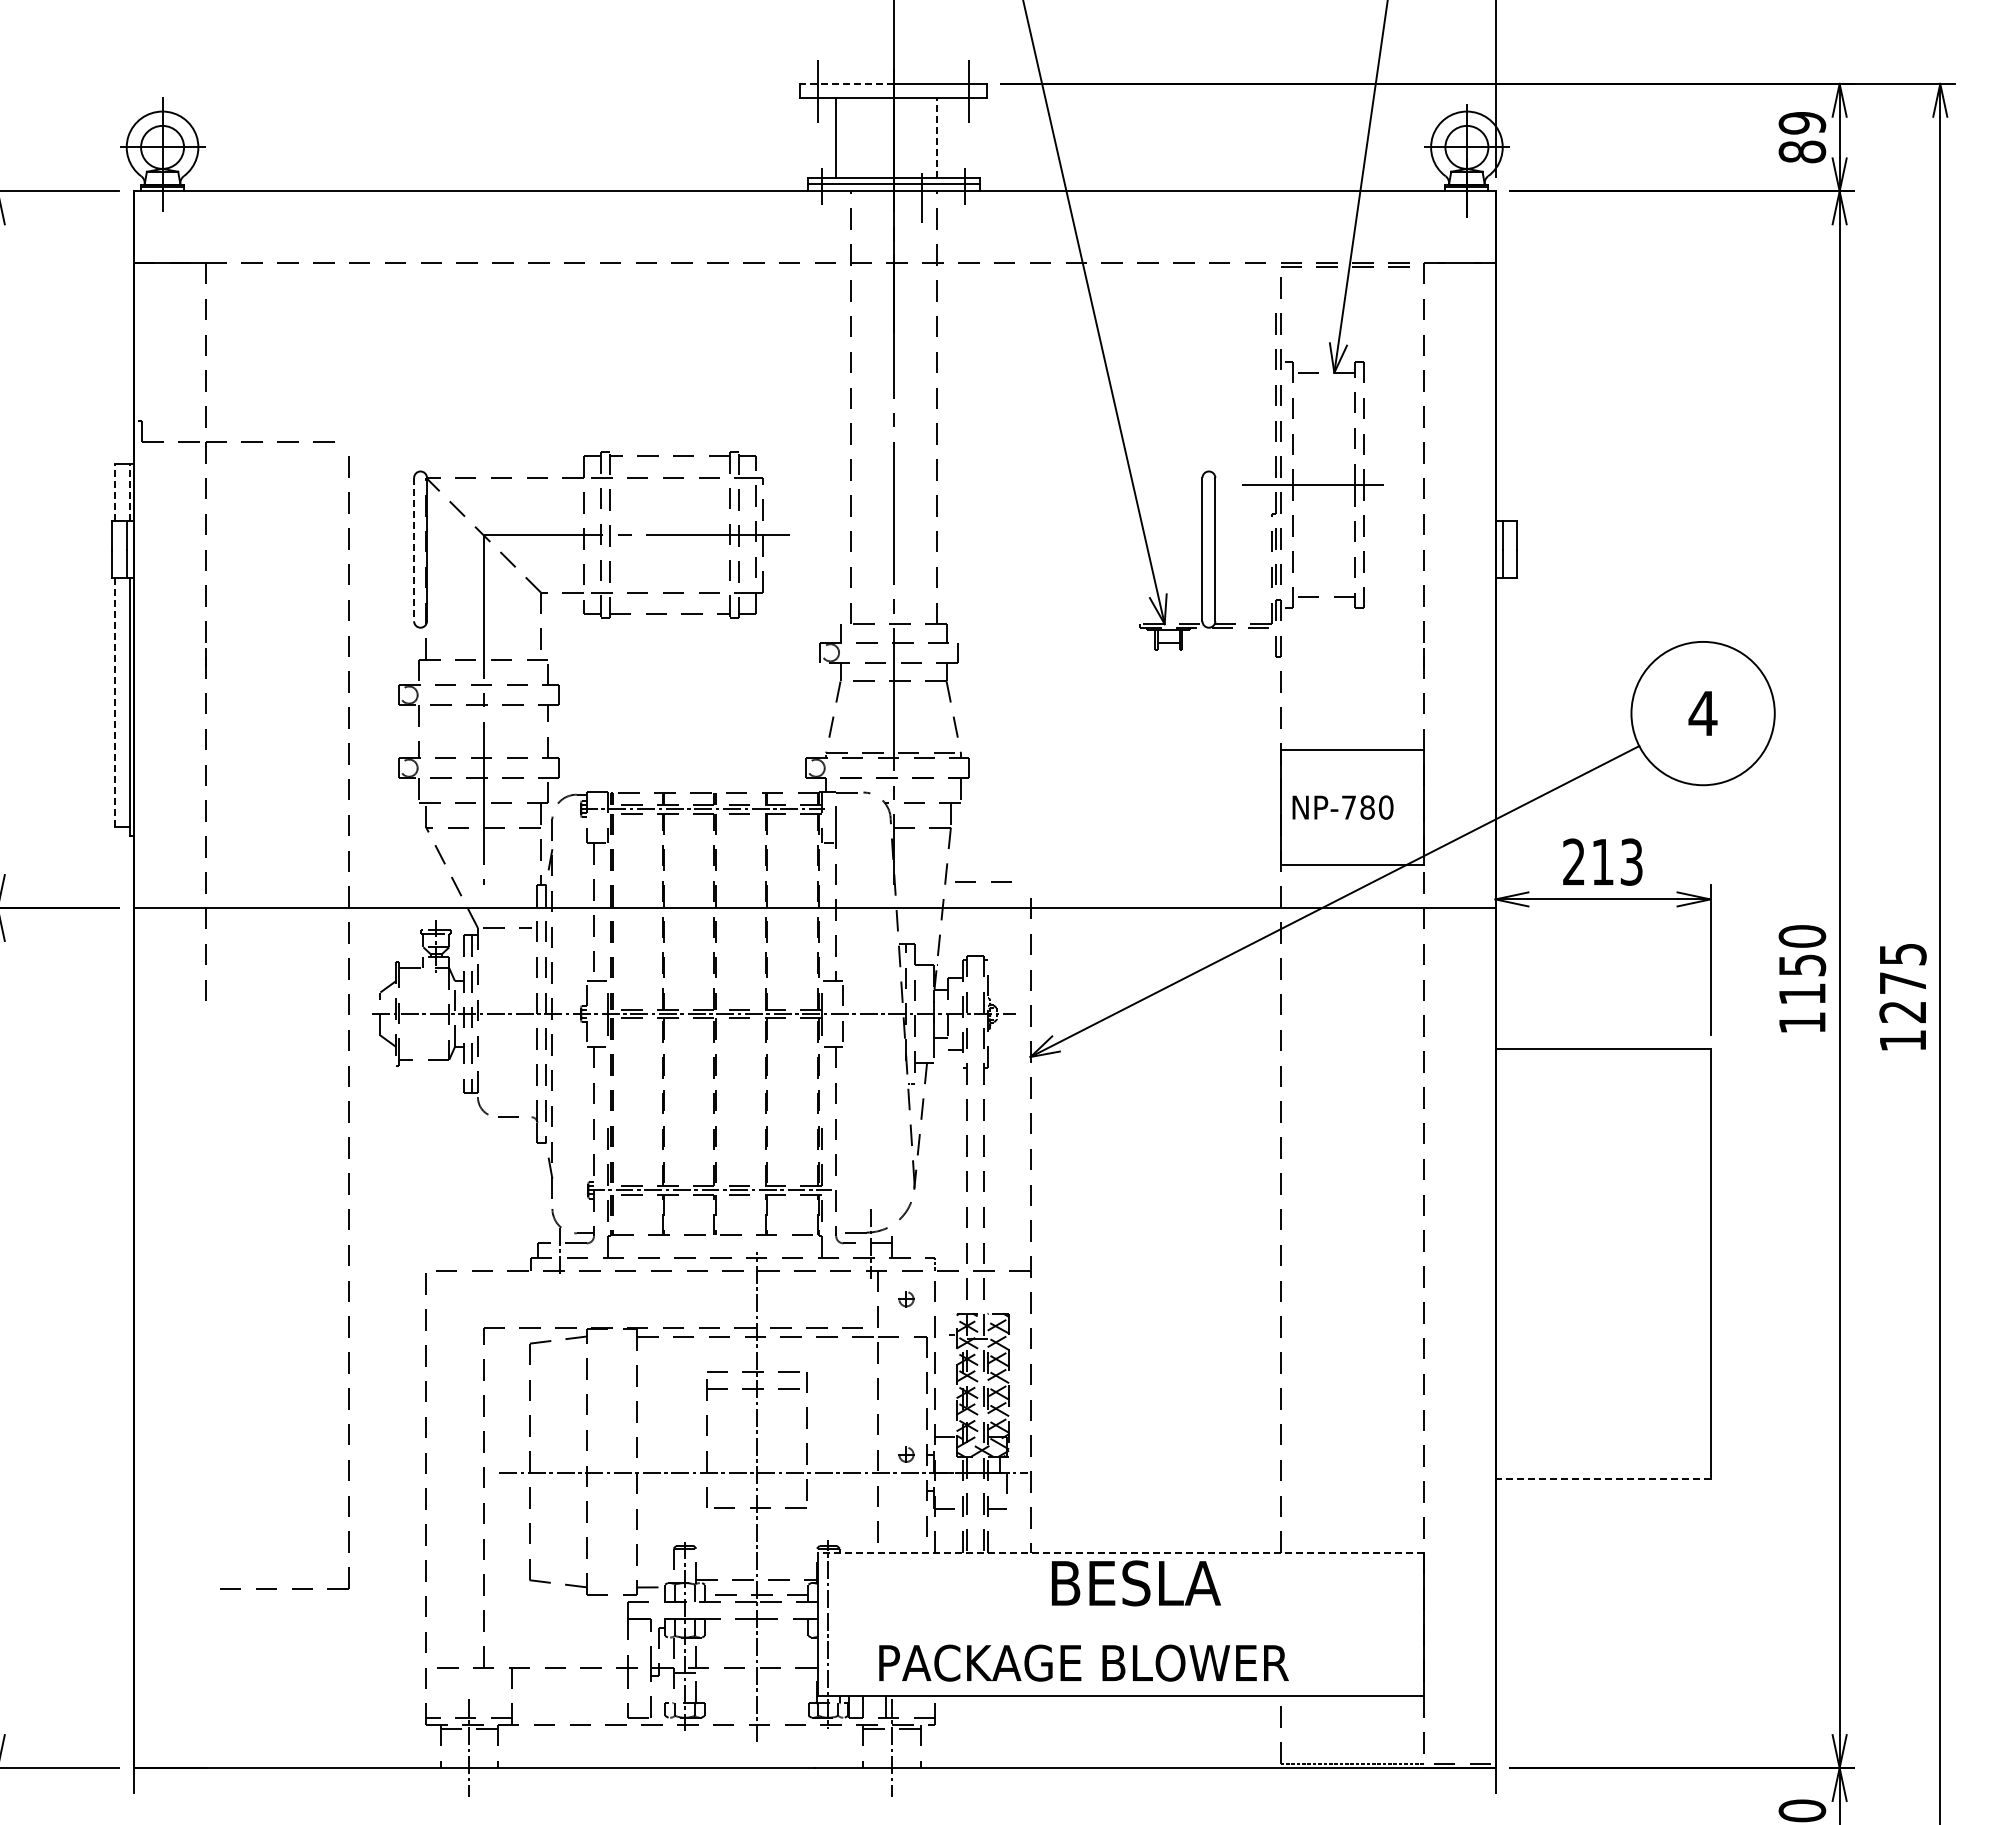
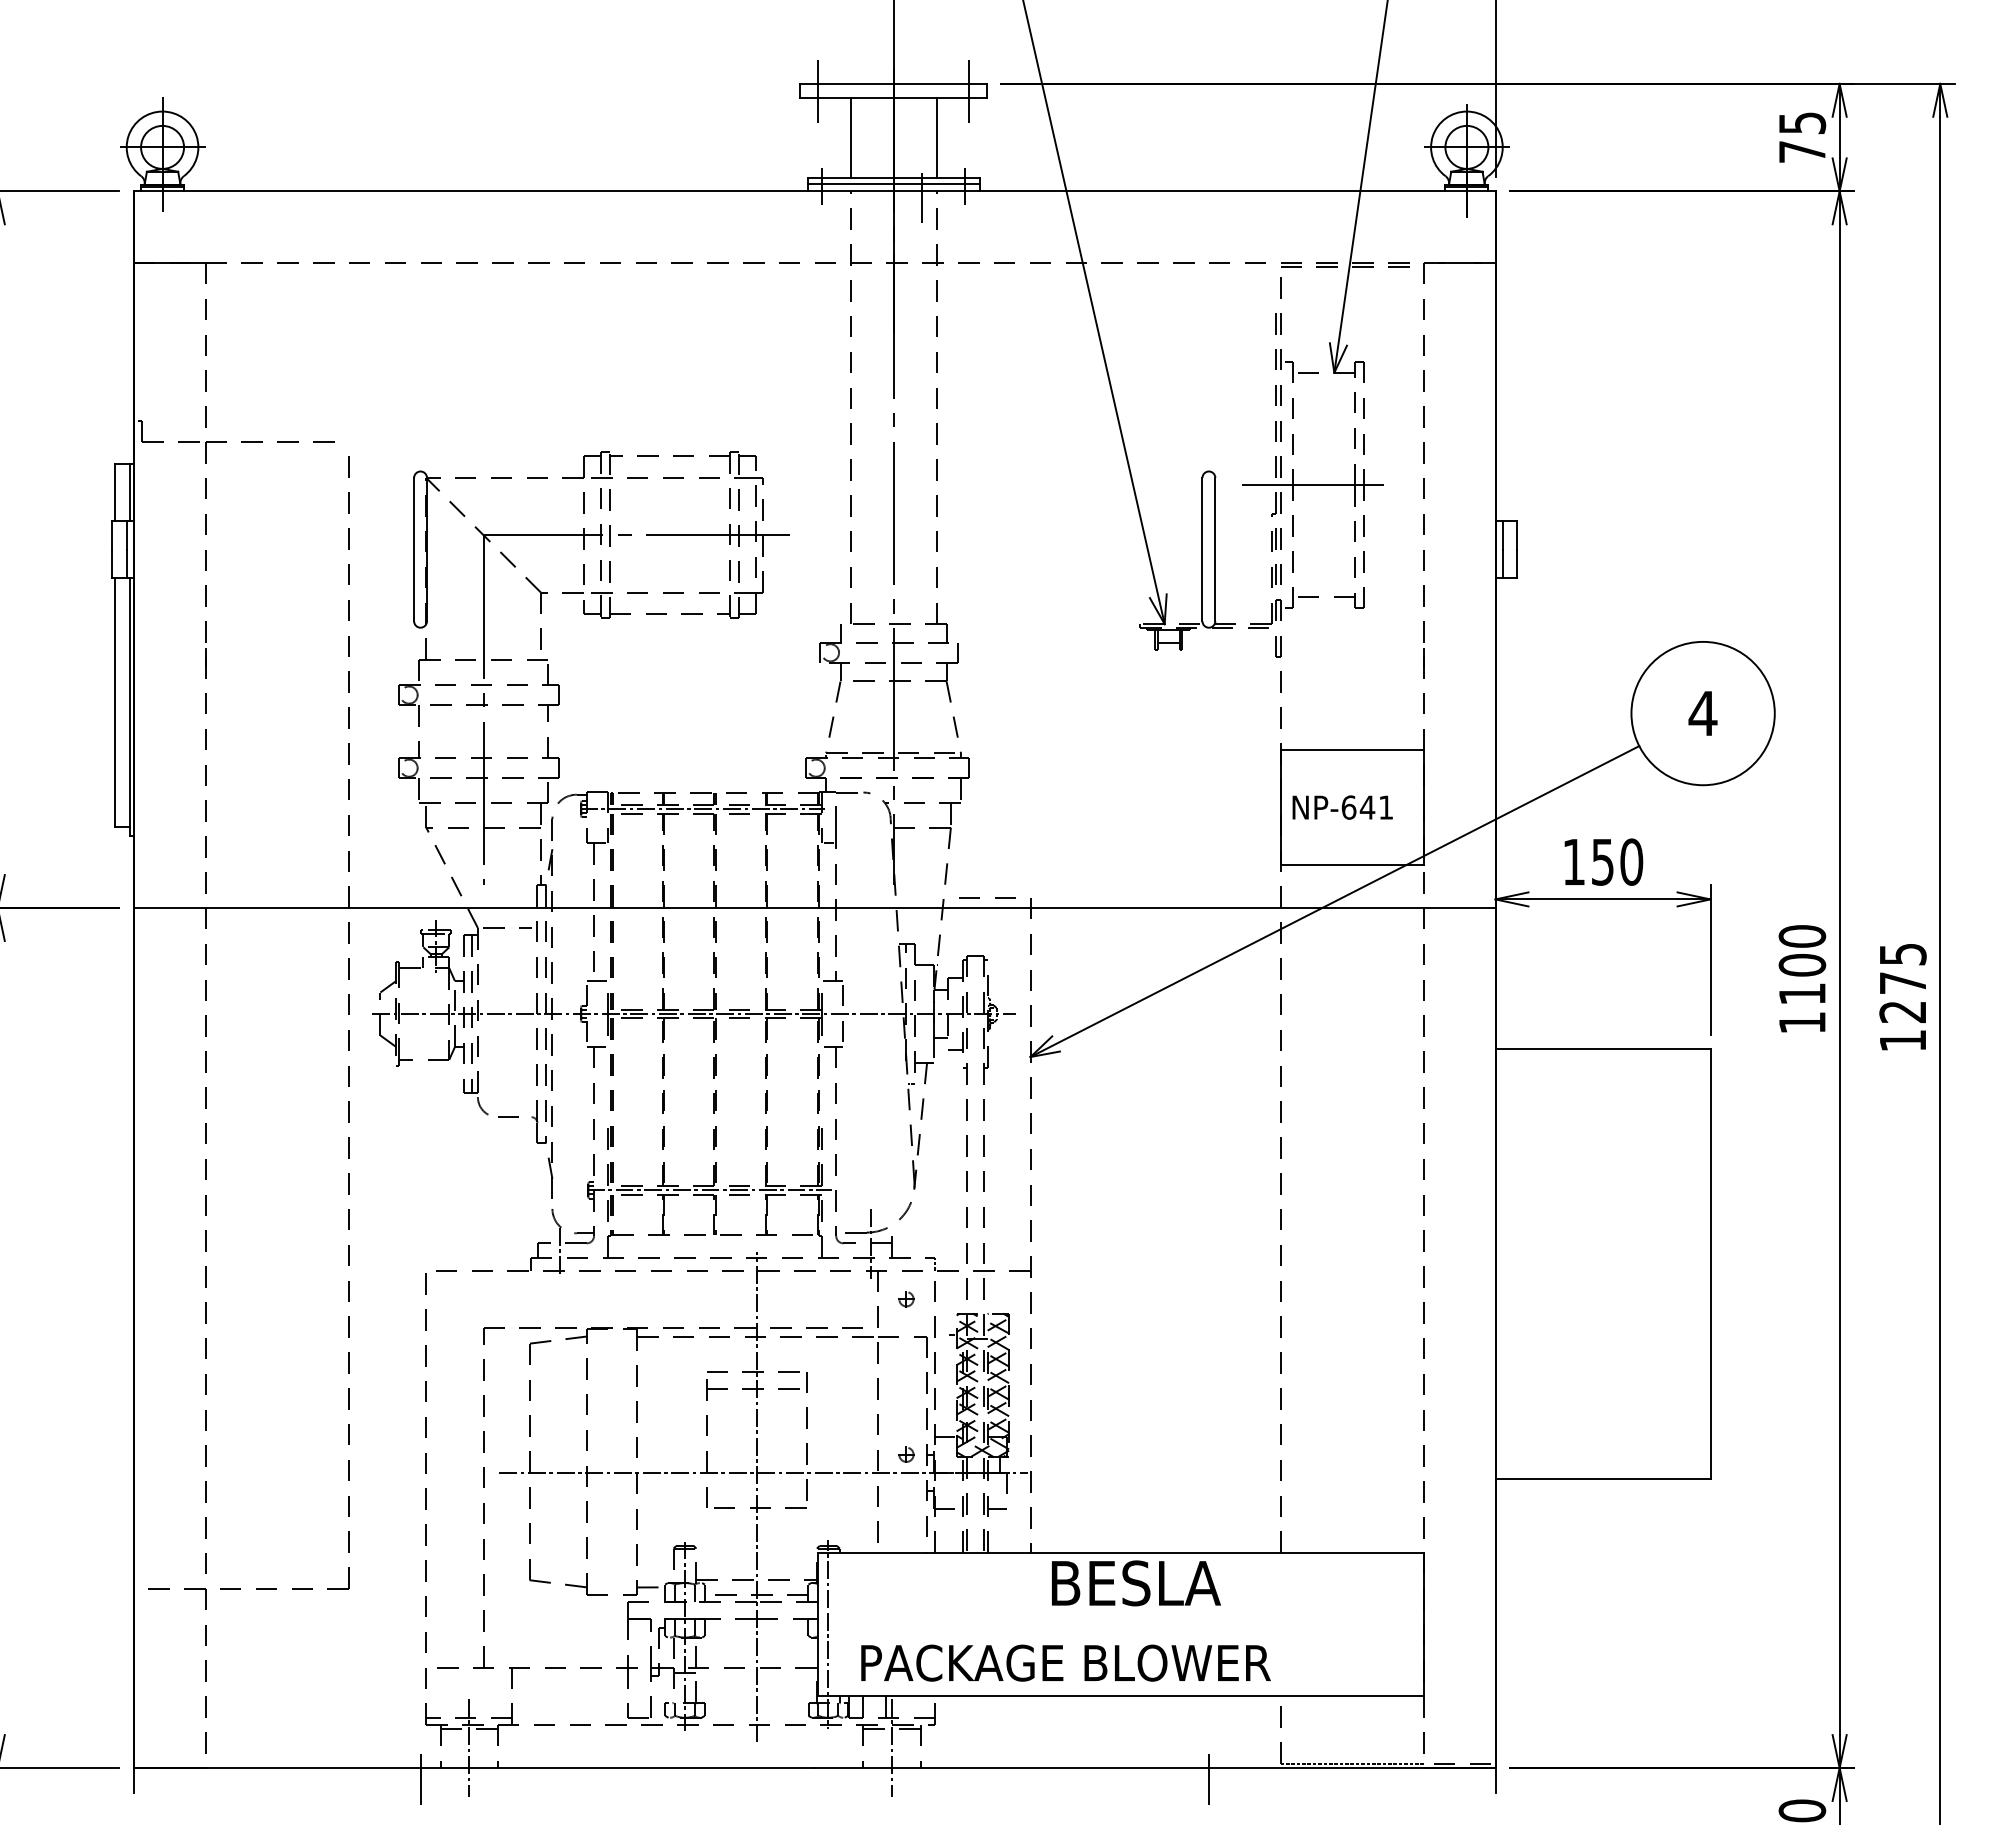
line: dashed -> solid (846, 83)
line position: (835, 137) -> (850, 137) (850, 137)
line: dashed -> solid (936, 137)
text: 89 -> 75 (1802, 137)
line: dashed -> solid (115, 492)
line: dashed -> solid (129, 492)
line: dashed -> solid (414, 549)
line: dashed -> solid (115, 702)
text: NP-780 -> NP-641 (1367, 807)
text: 213 -> 150 (1603, 861)
line position: (975, 881) -> (979, 897) (979, 897)
text: 1150 -> 1100 (1802, 964)
part: none -> present (205, 1384)
line: dashed -> solid (1603, 1479)
line: dashed -> solid (1120, 1552)
text position: (1083, 1662) -> (1065, 1662) (1065, 1662)
line: none -> present (420, 1778)
line: none -> present (1208, 1778)
